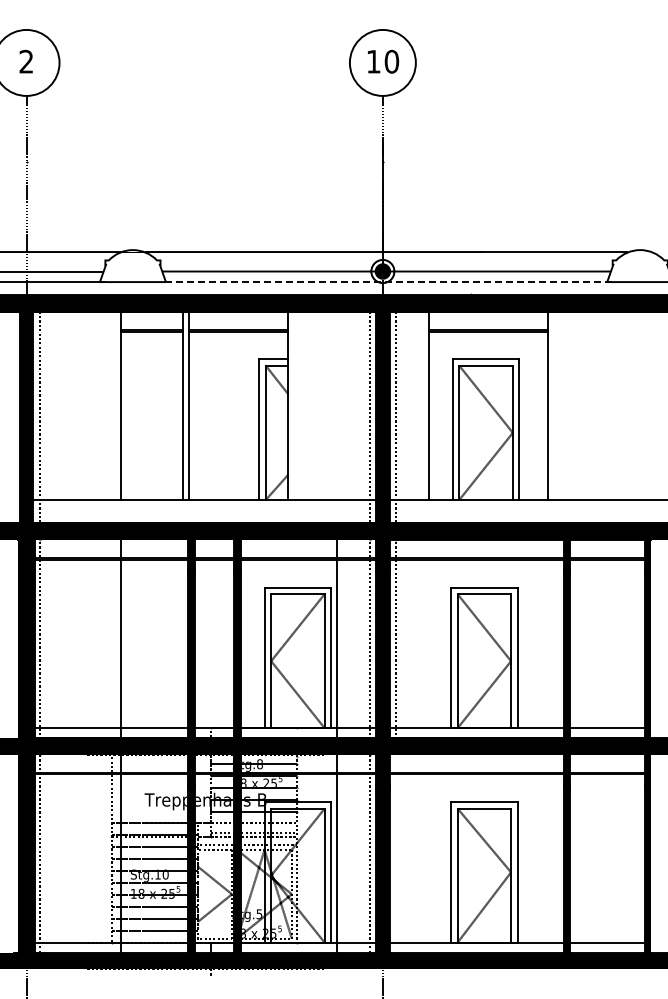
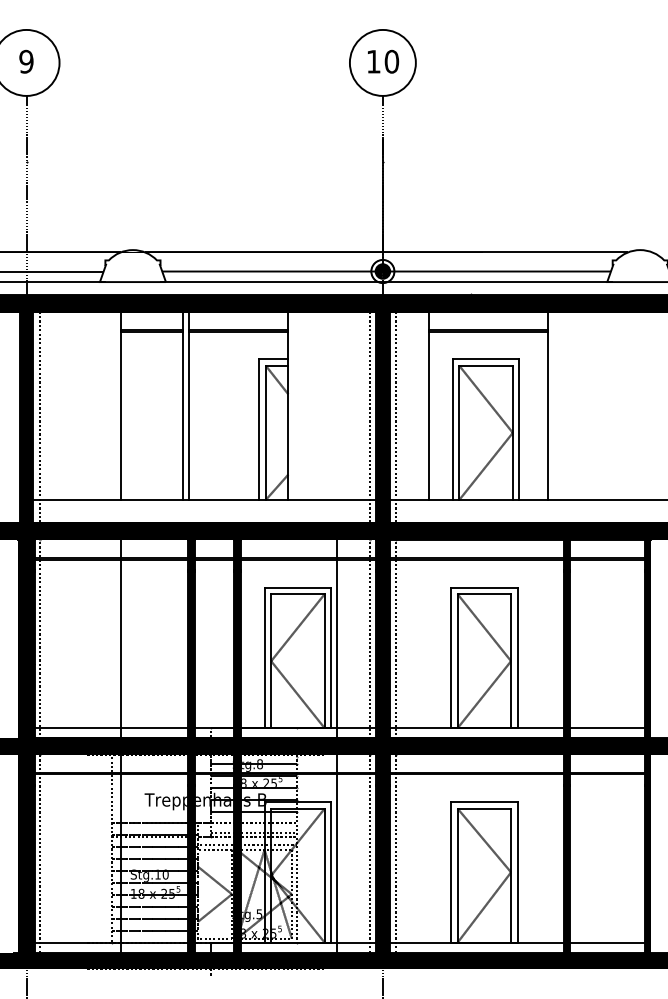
text: 2 -> 9 (26, 61)
line: dashed -> solid (386, 282)
line: none -> present (396, 853)
